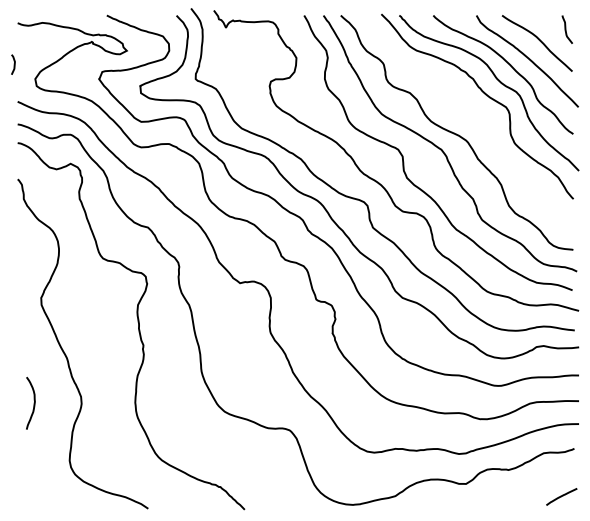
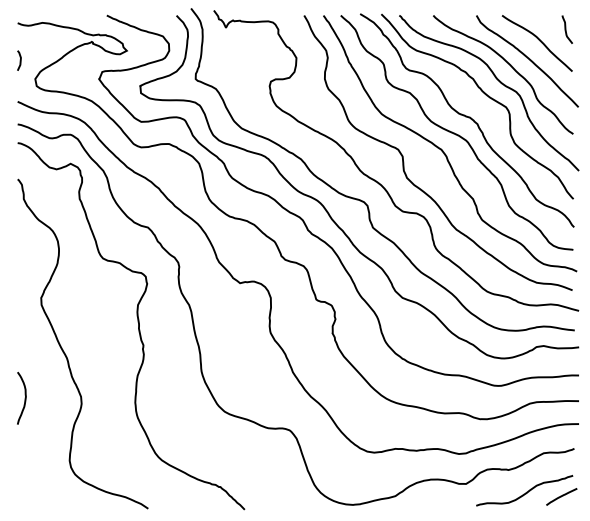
line position: (13, 64) -> (19, 60) (19, 60)
curve: none -> present (468, 118)
curve position: (33, 403) -> (24, 398) (24, 398)
curve: none -> present (526, 491)
